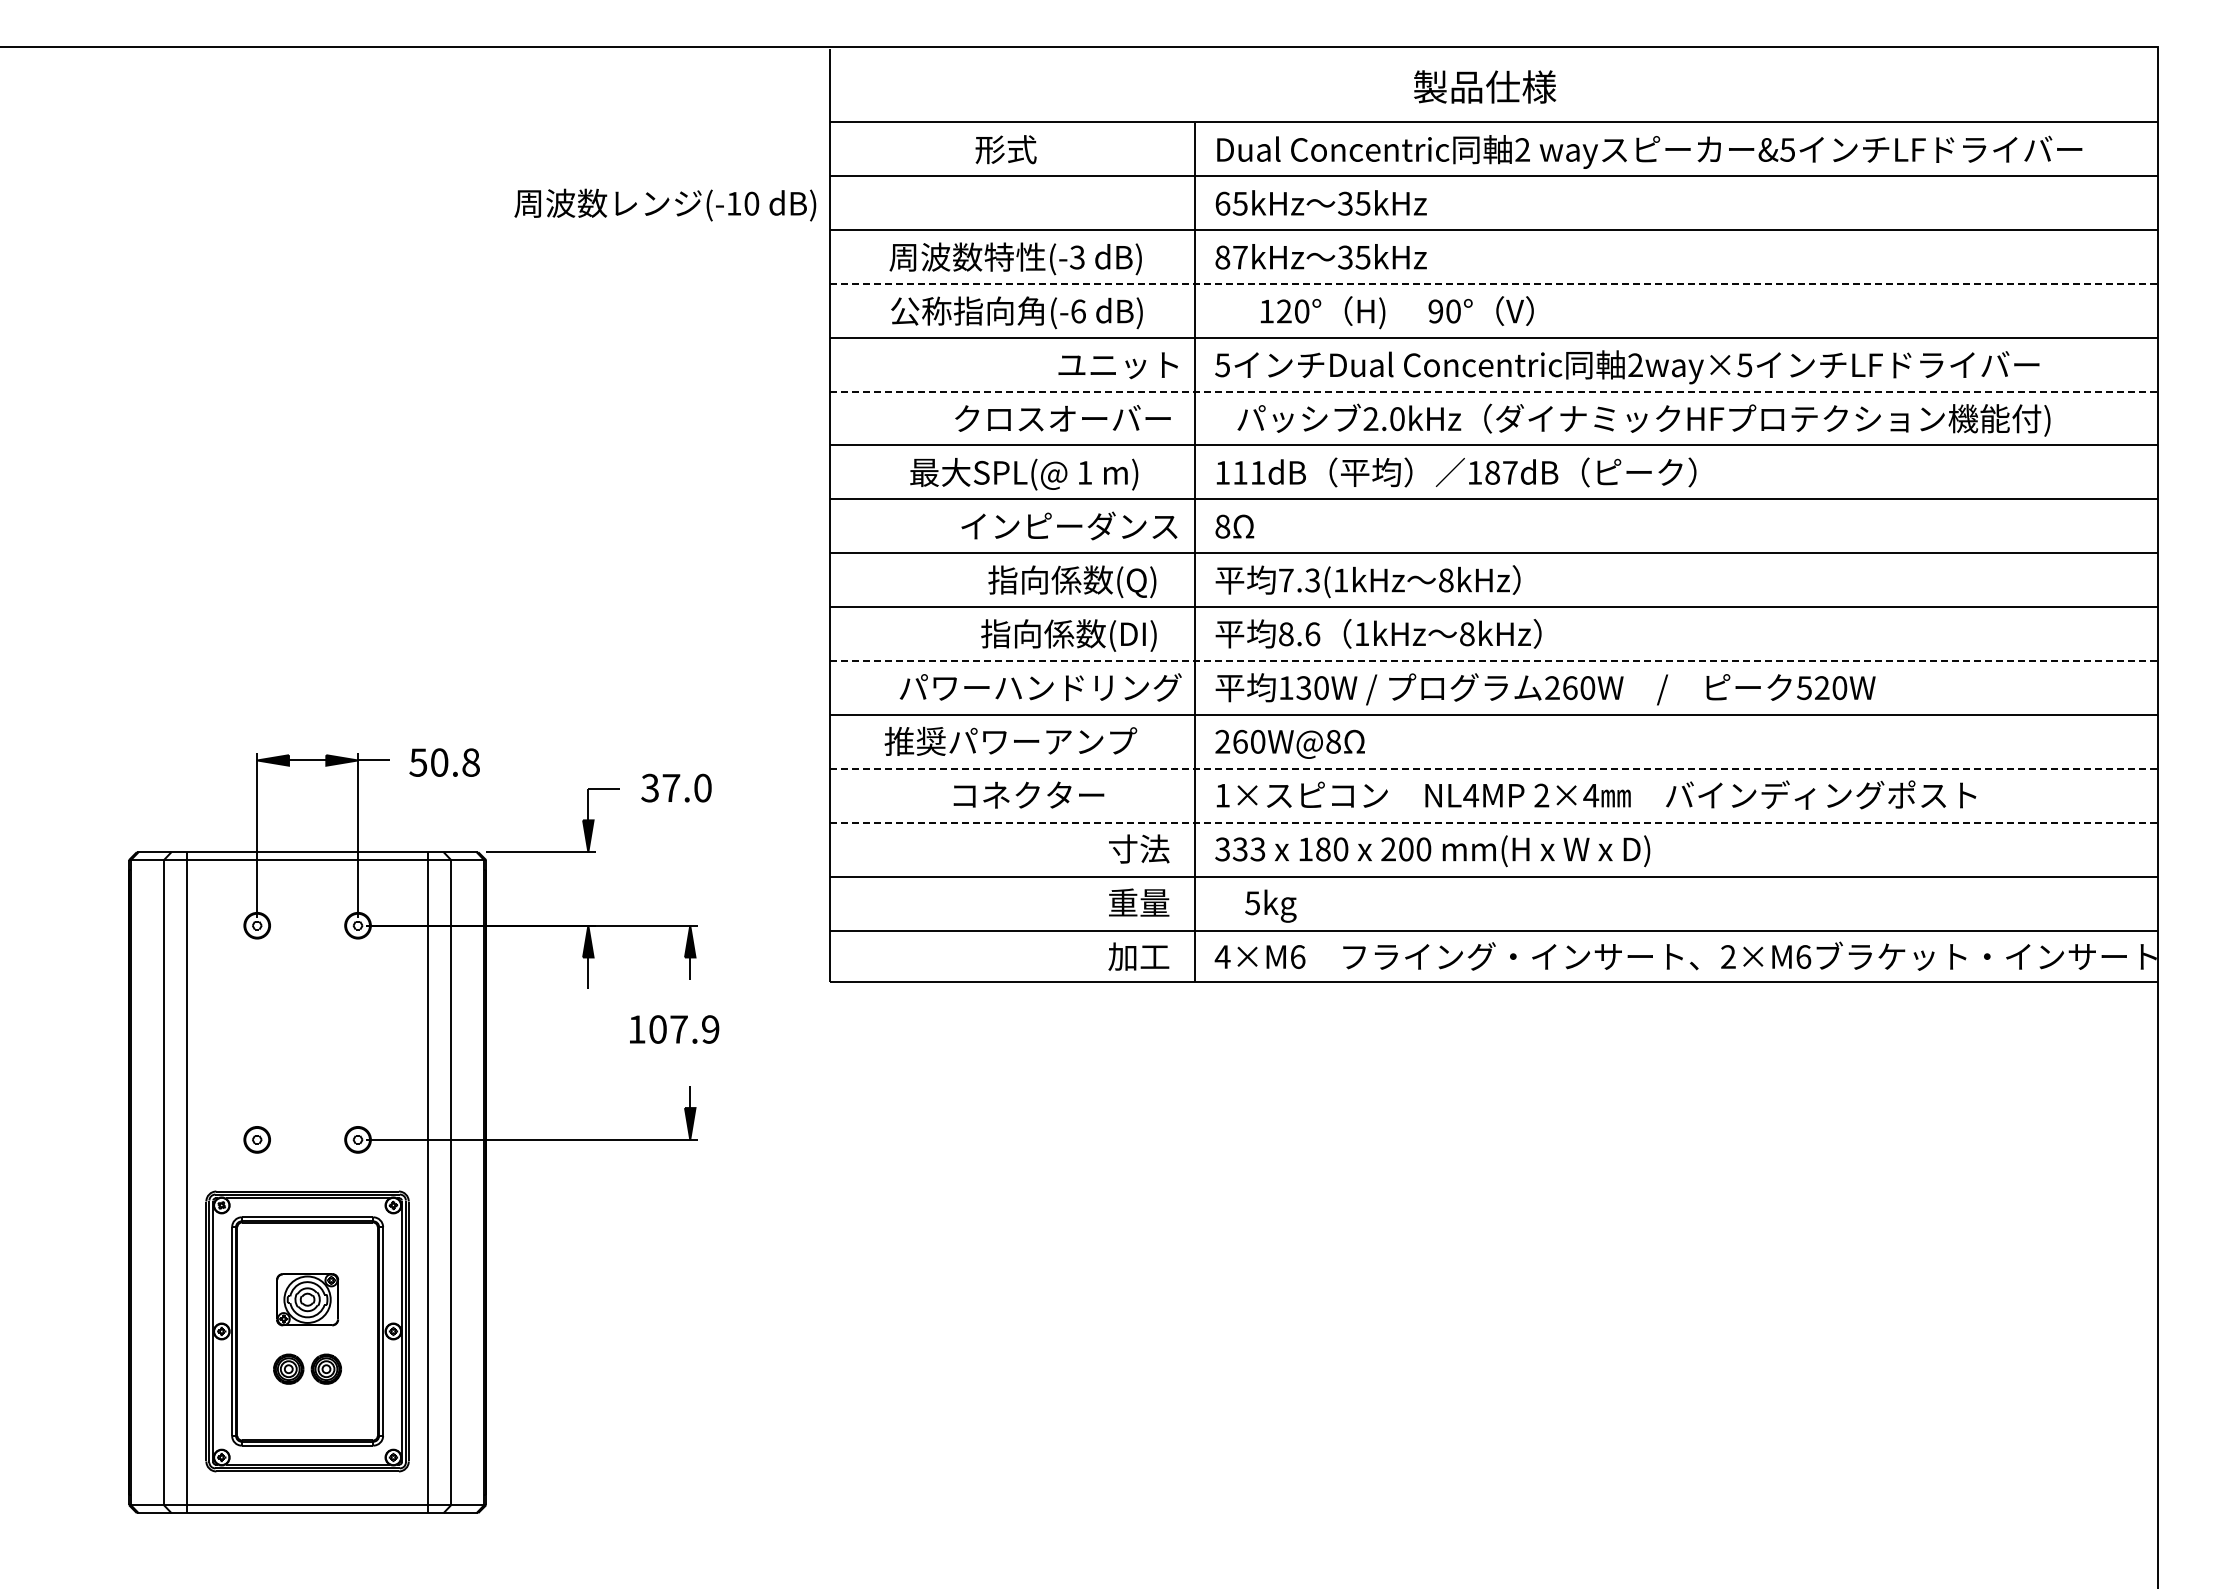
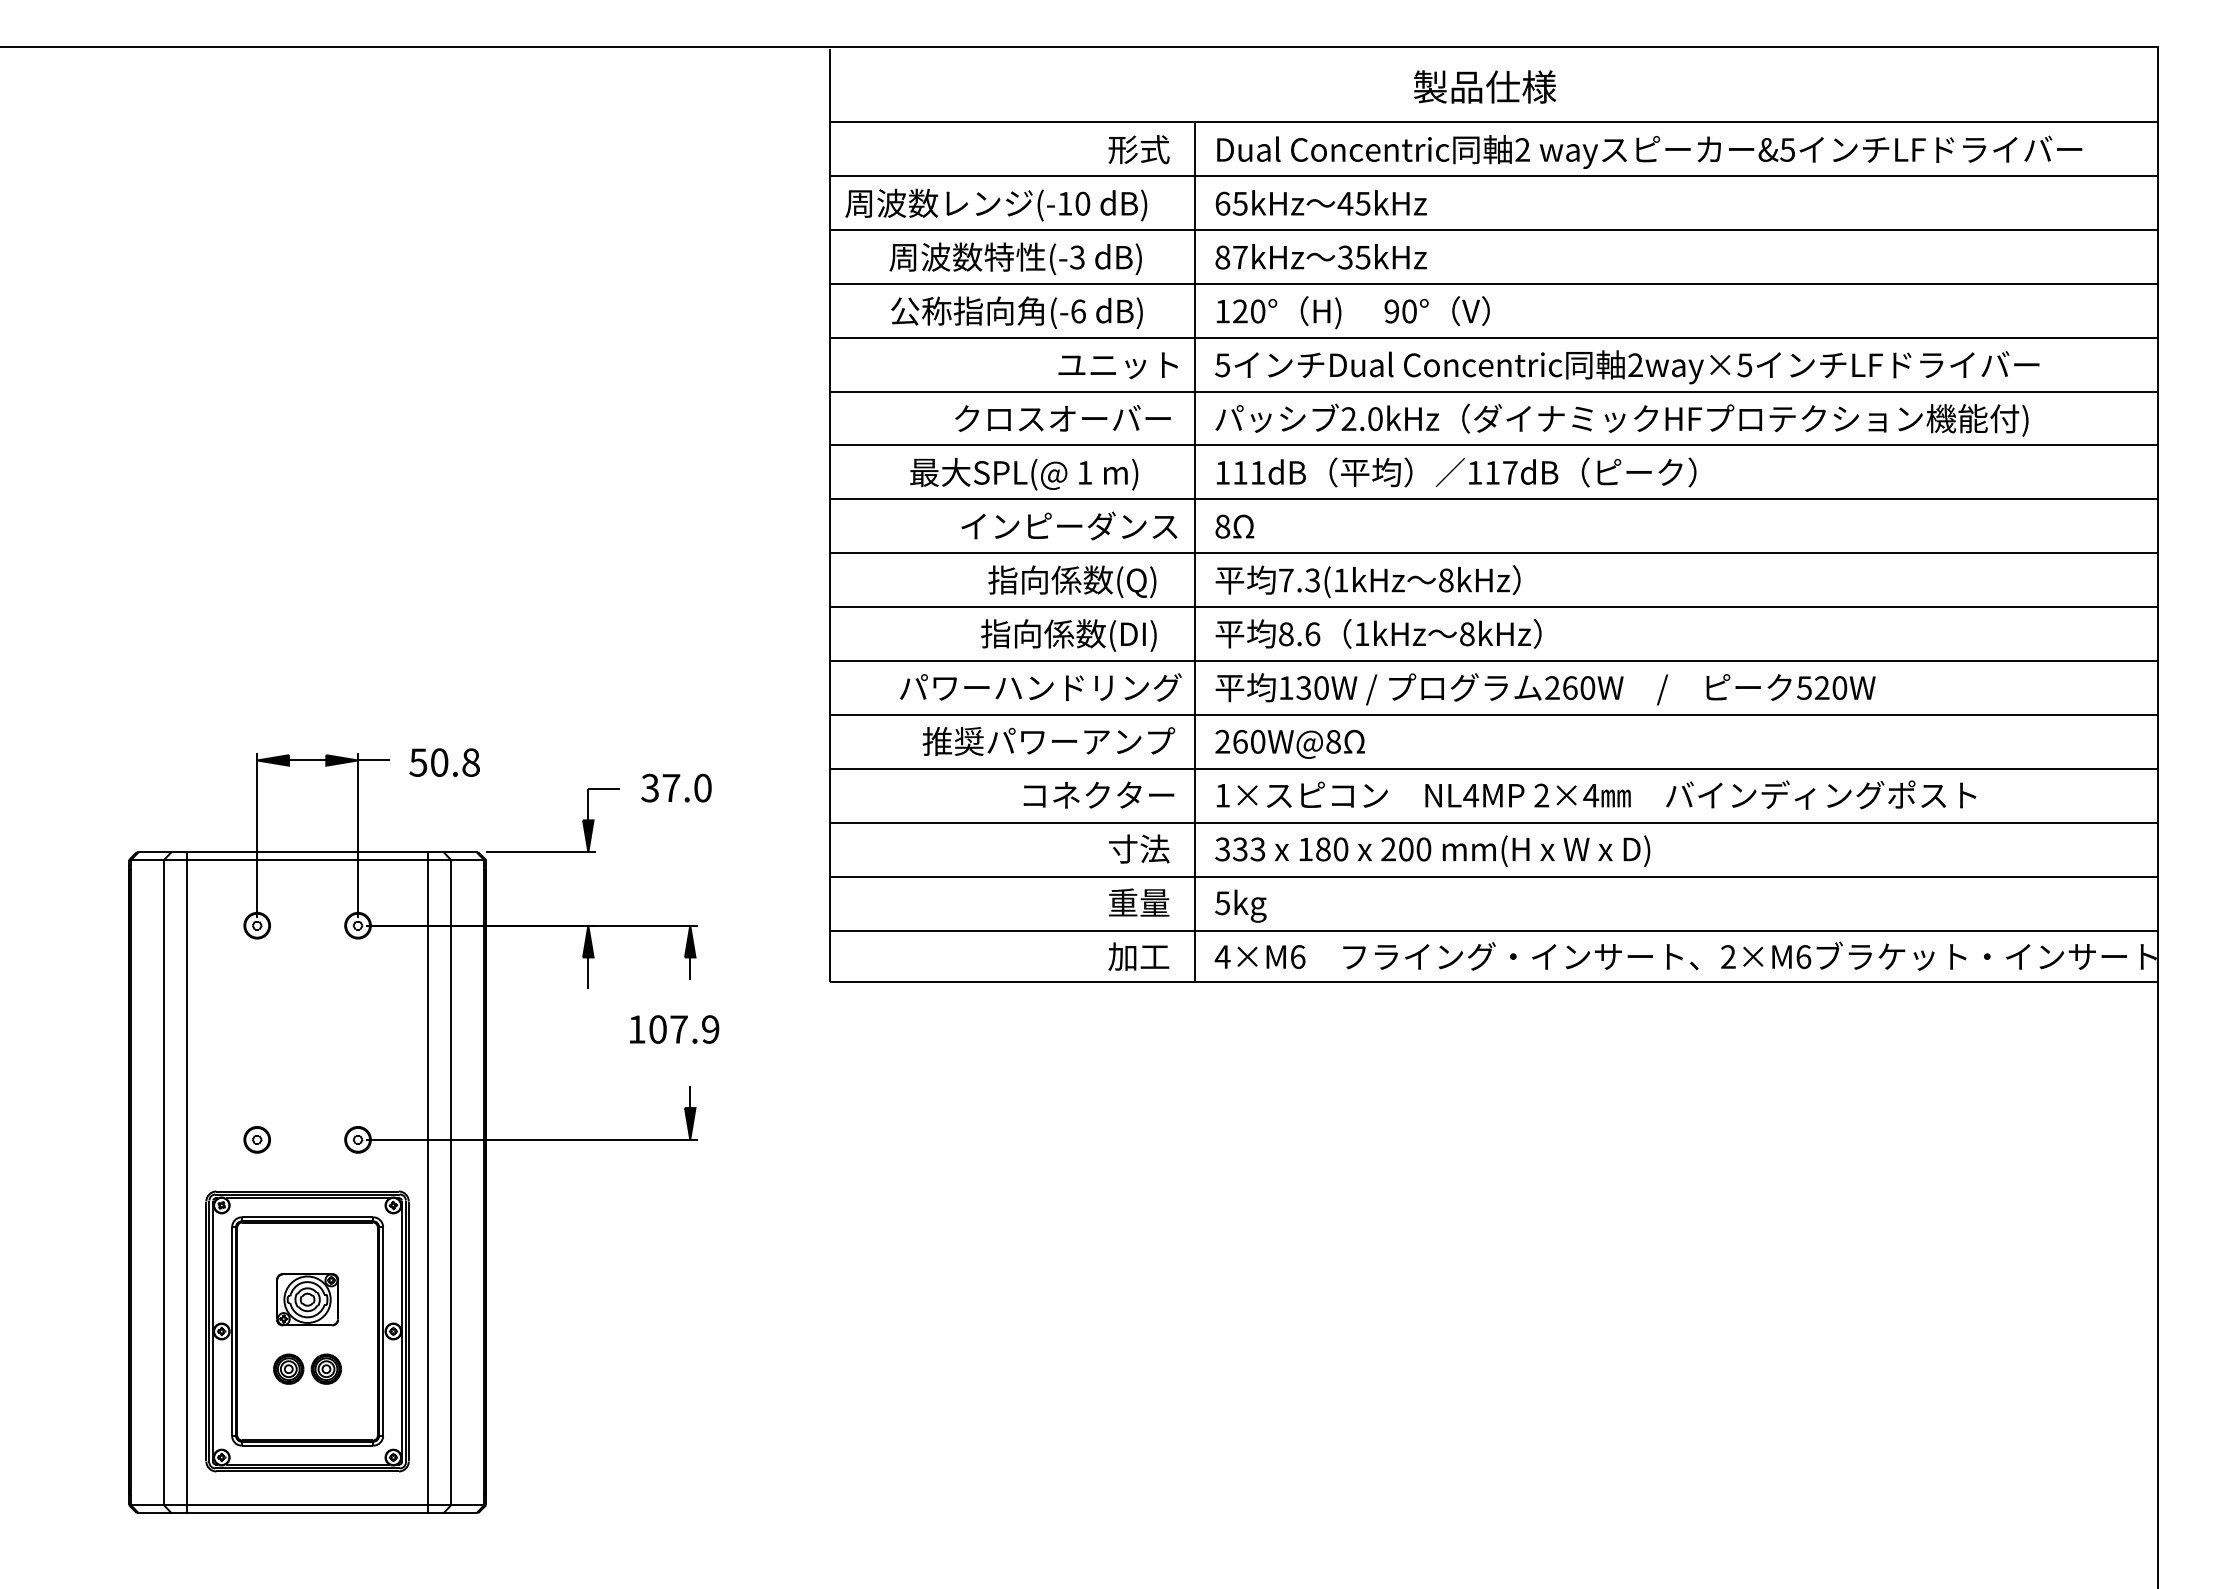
text position: (1005, 149) -> (1138, 149) (1138, 149)
text: 35kHz -> 45kHz (1345, 203)
text position: (665, 204) -> (996, 204) (996, 204)
line: dashed -> solid (1494, 283)
text position: (1396, 312) -> (1352, 312) (1352, 312)
line: dashed -> solid (1494, 391)
text position: (1643, 419) -> (1621, 419) (1621, 419)
text: 187dB -> 117dB (1492, 472)
line: dashed -> solid (1494, 661)
text position: (1010, 740) -> (1048, 740) (1048, 740)
line: dashed -> solid (1494, 769)
text position: (1028, 794) -> (1098, 794) (1098, 794)
line: dashed -> solid (1494, 823)
text position: (1270, 905) -> (1240, 905) (1240, 905)
